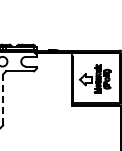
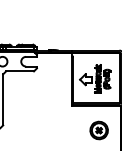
line: dashed -> solid (3, 99)
part: none -> present (98, 130)
